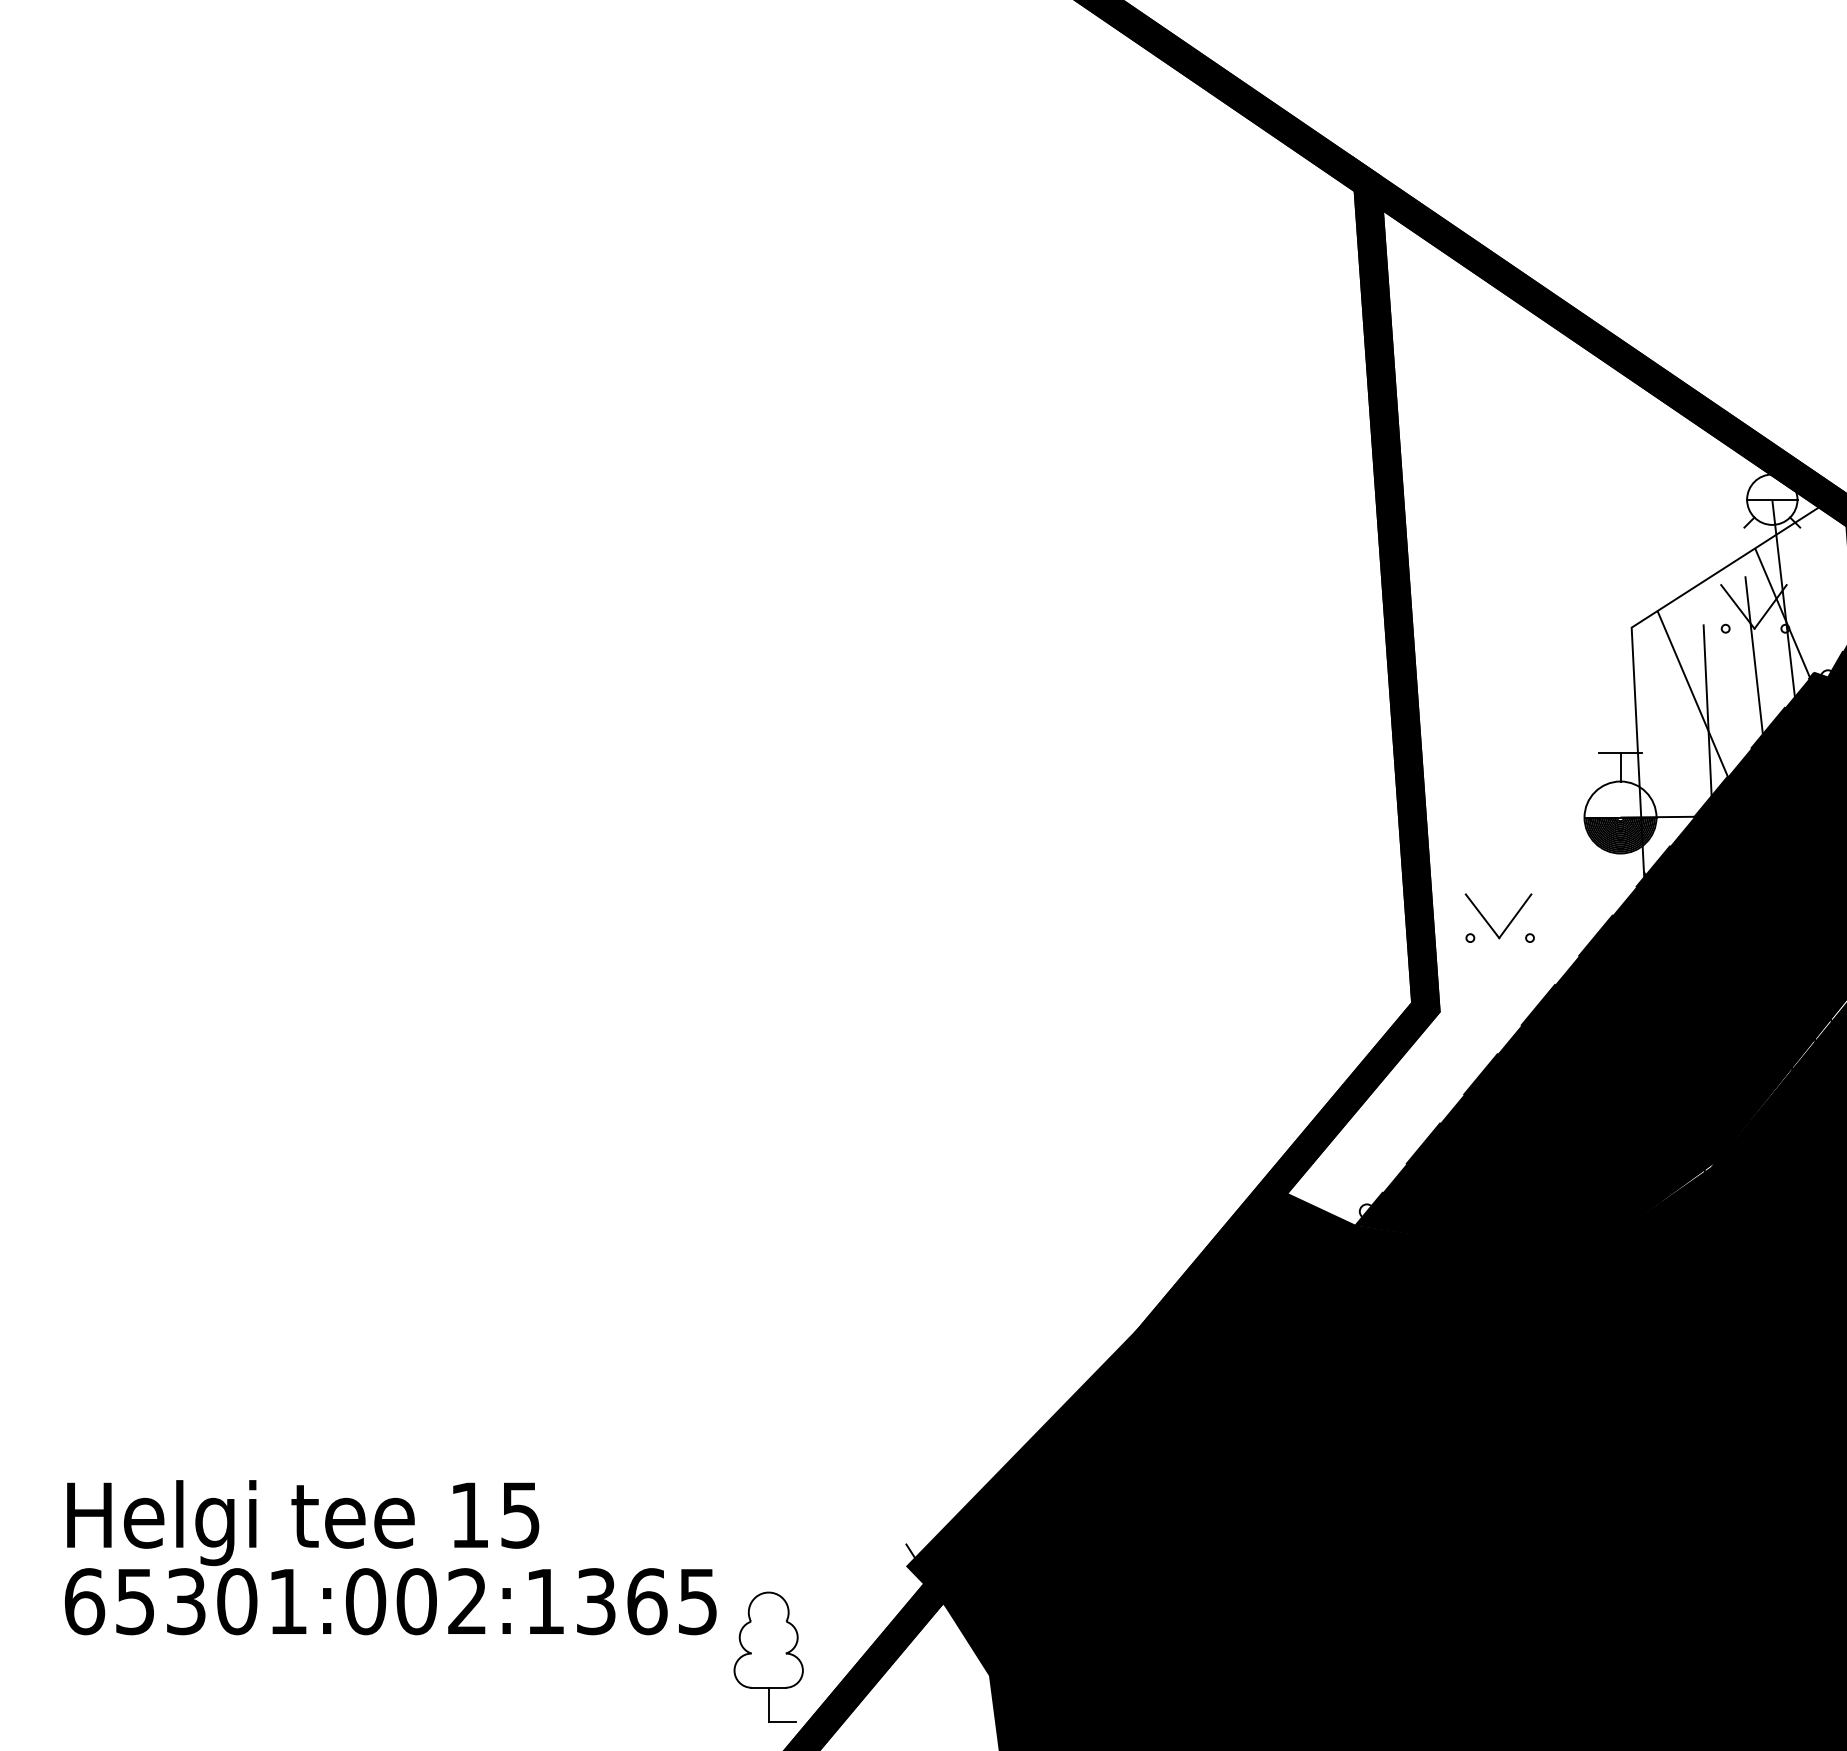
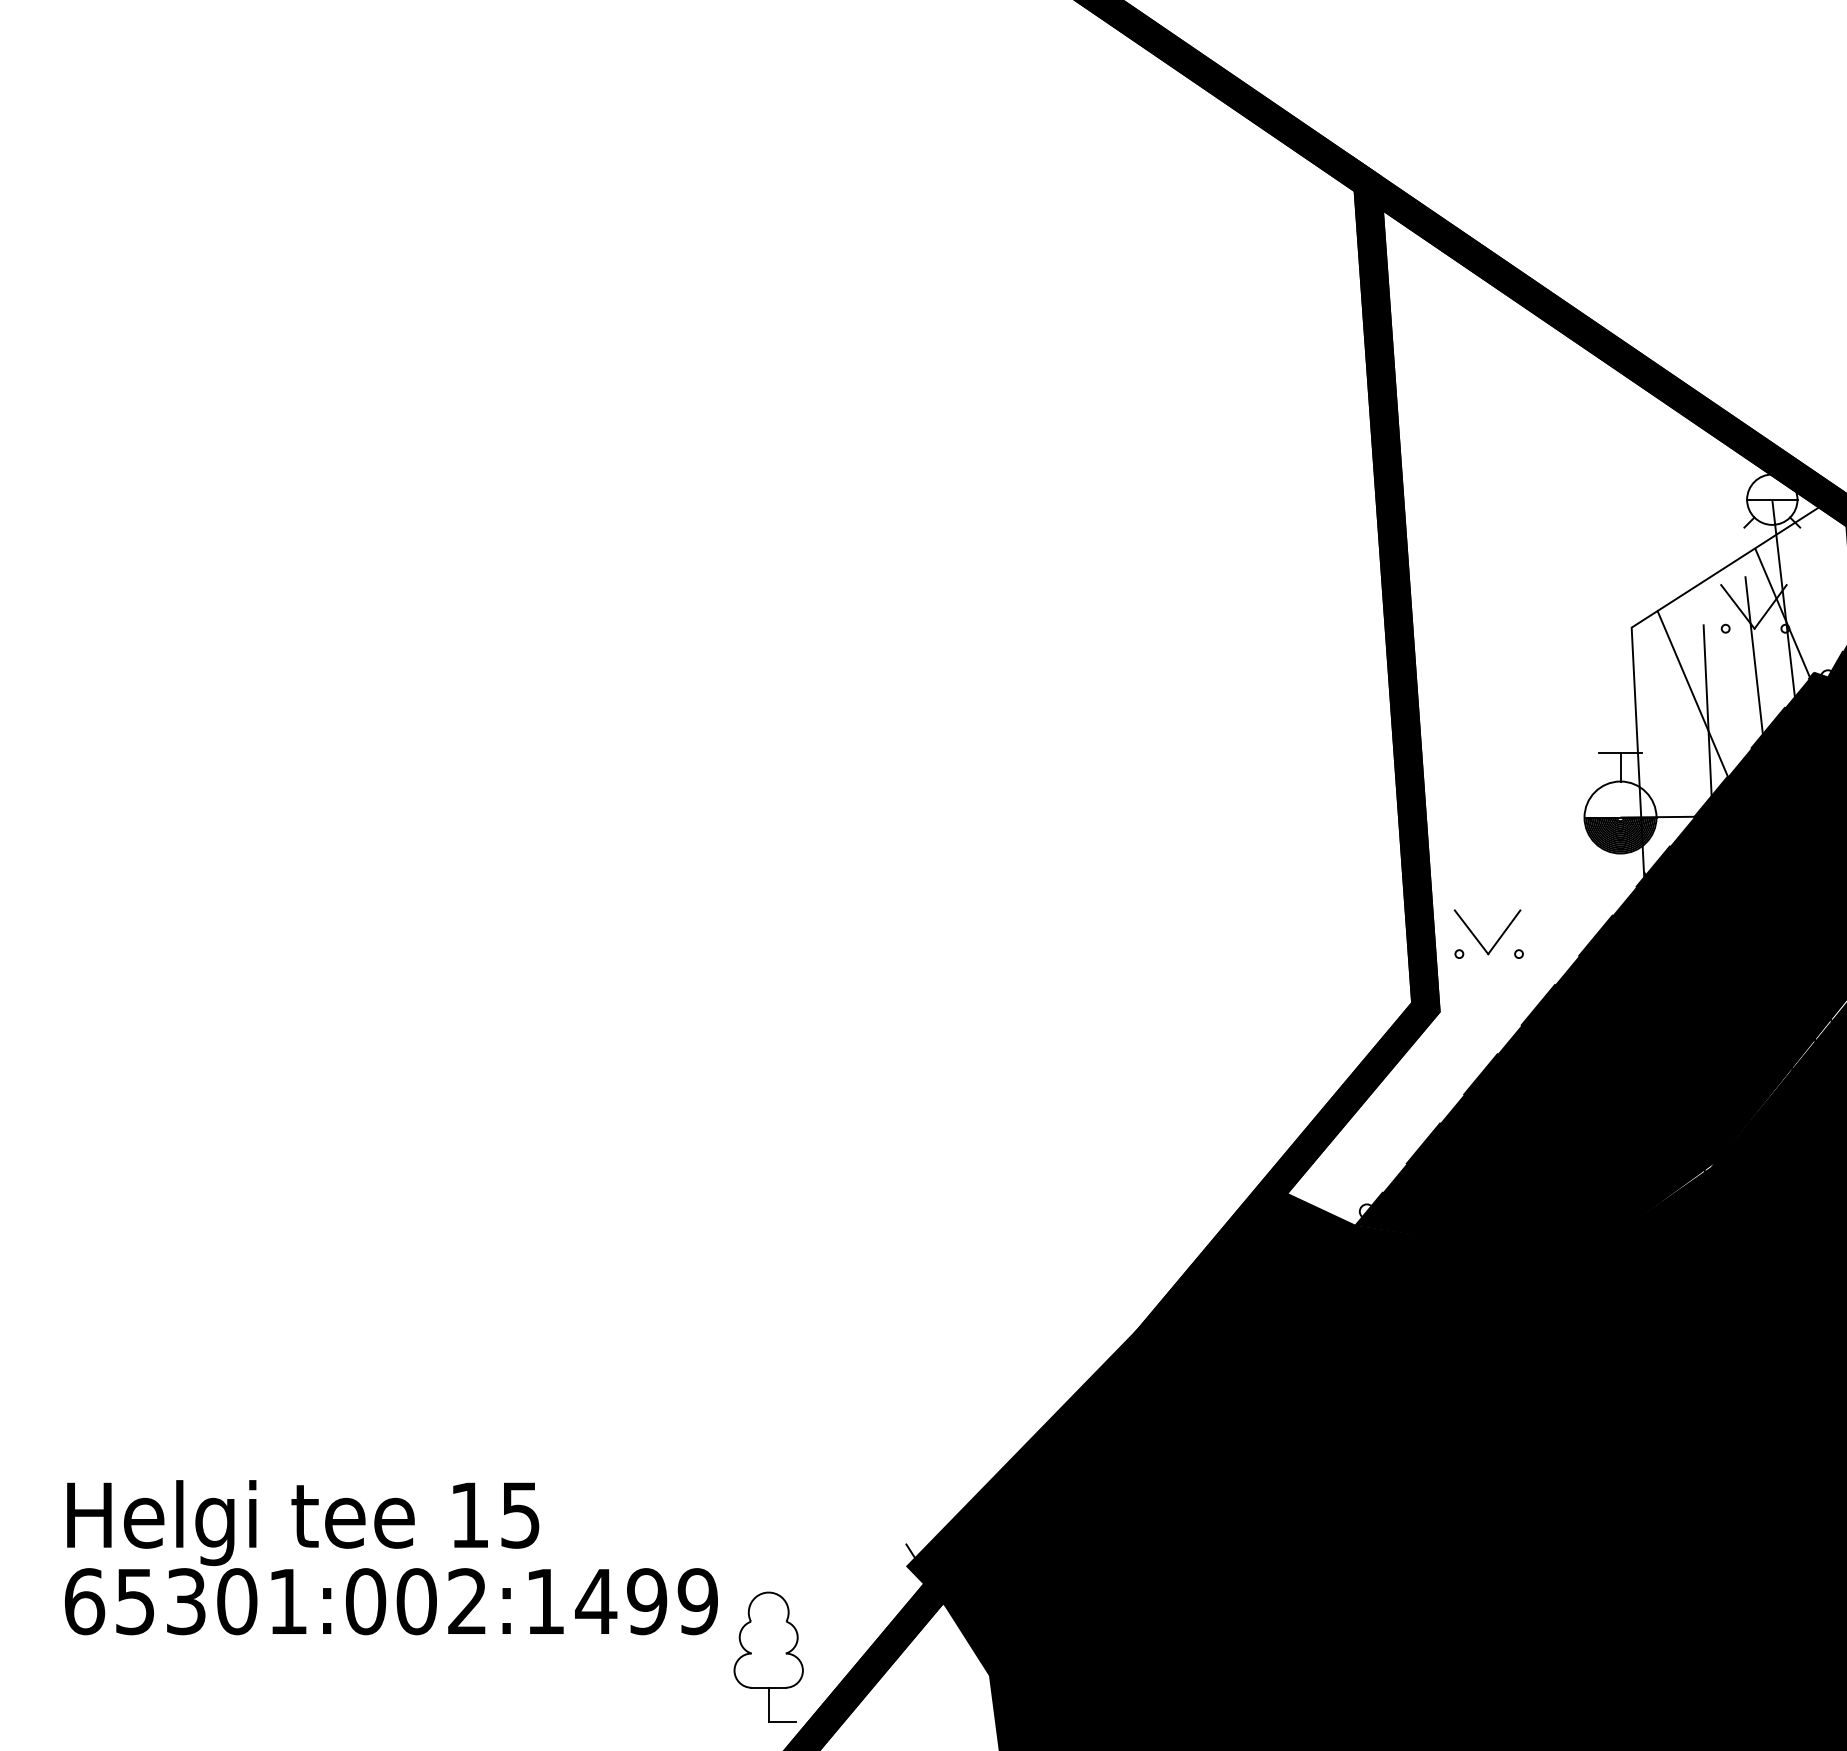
part position: (1508, 923) -> (1497, 939) (1497, 939)
text: 65301:002:1365 -> 65301:002:1499 (646, 1601)
